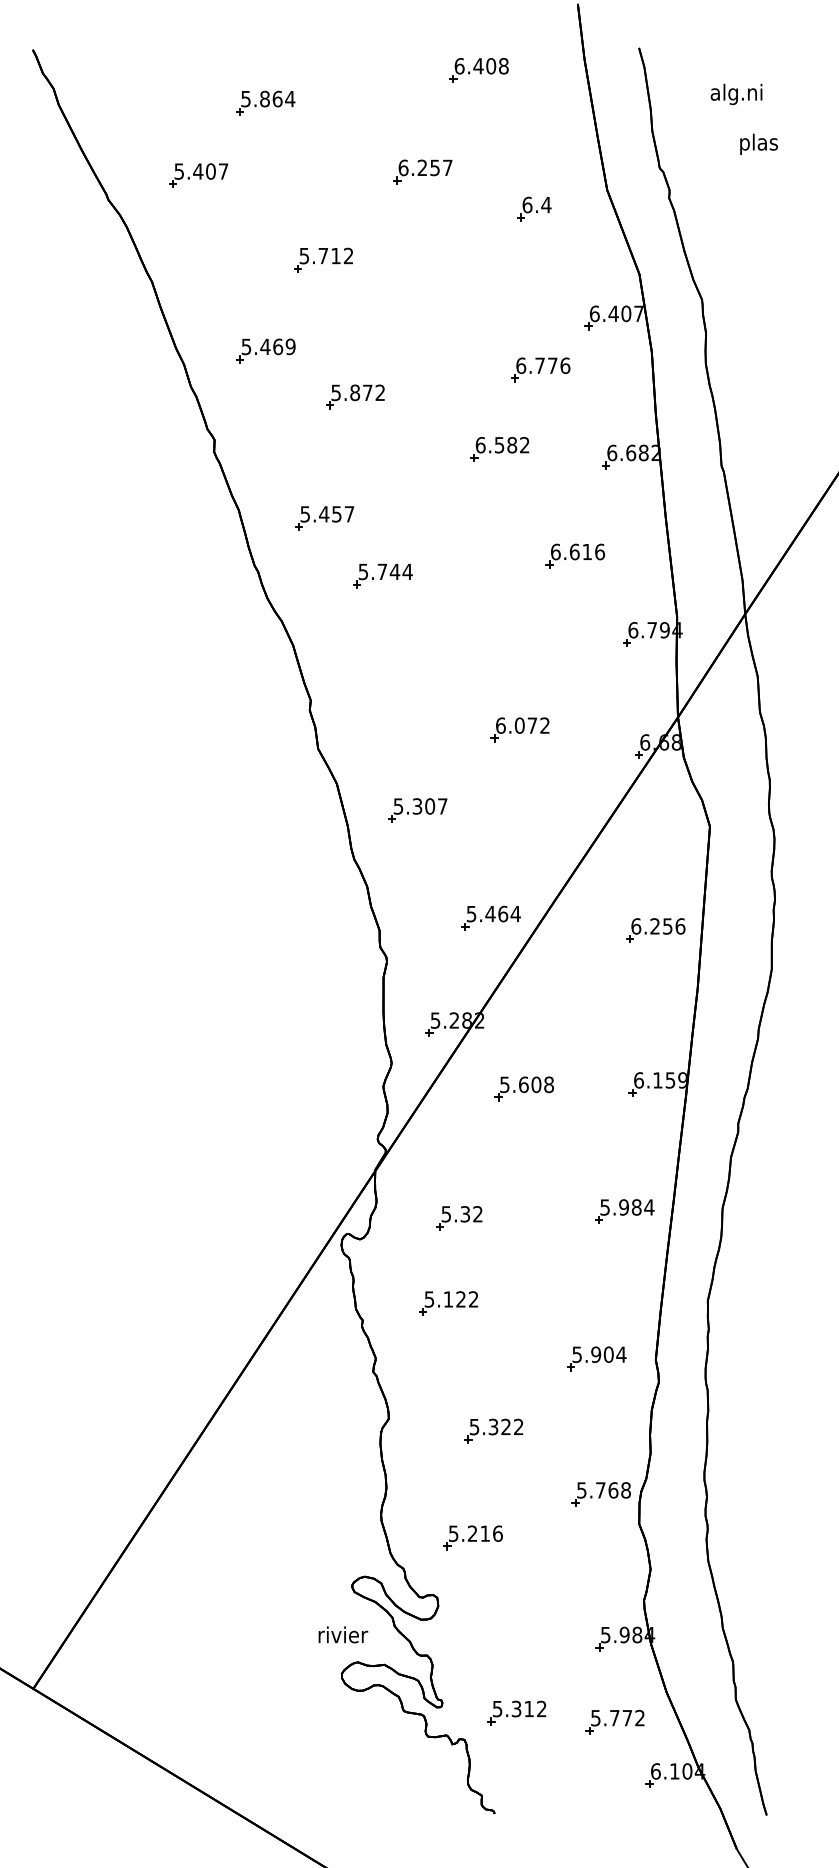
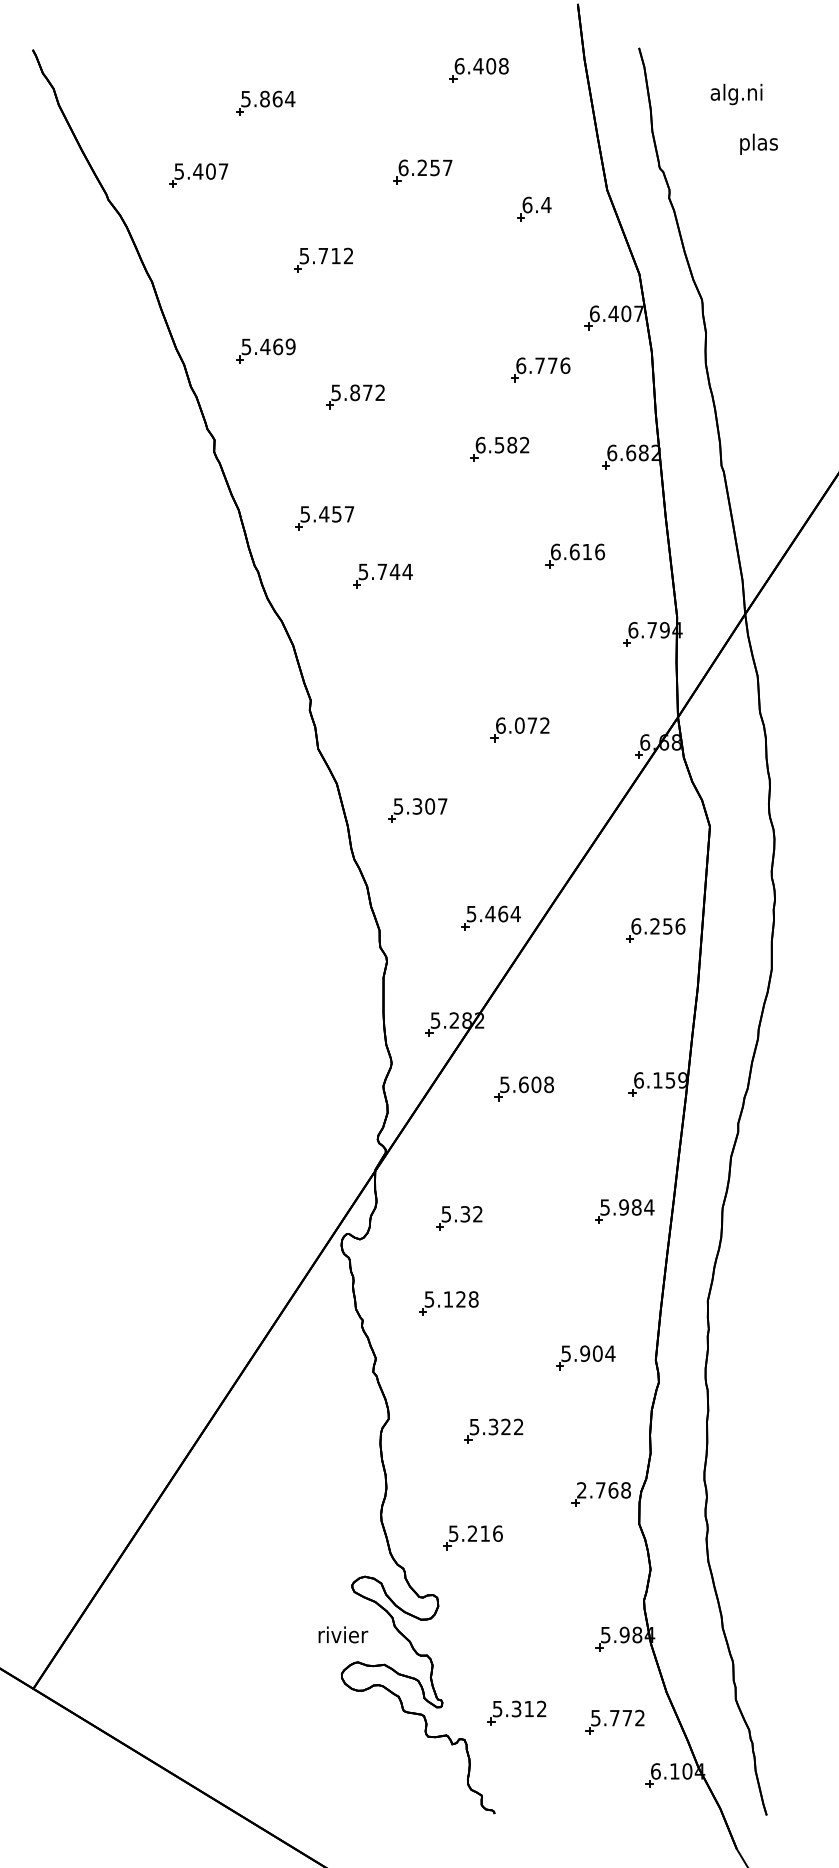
text: 5.122 -> 5.128 (473, 1299)
part position: (596, 1358) -> (585, 1357) (585, 1357)
text: 5.768 -> 2.768 (581, 1490)
